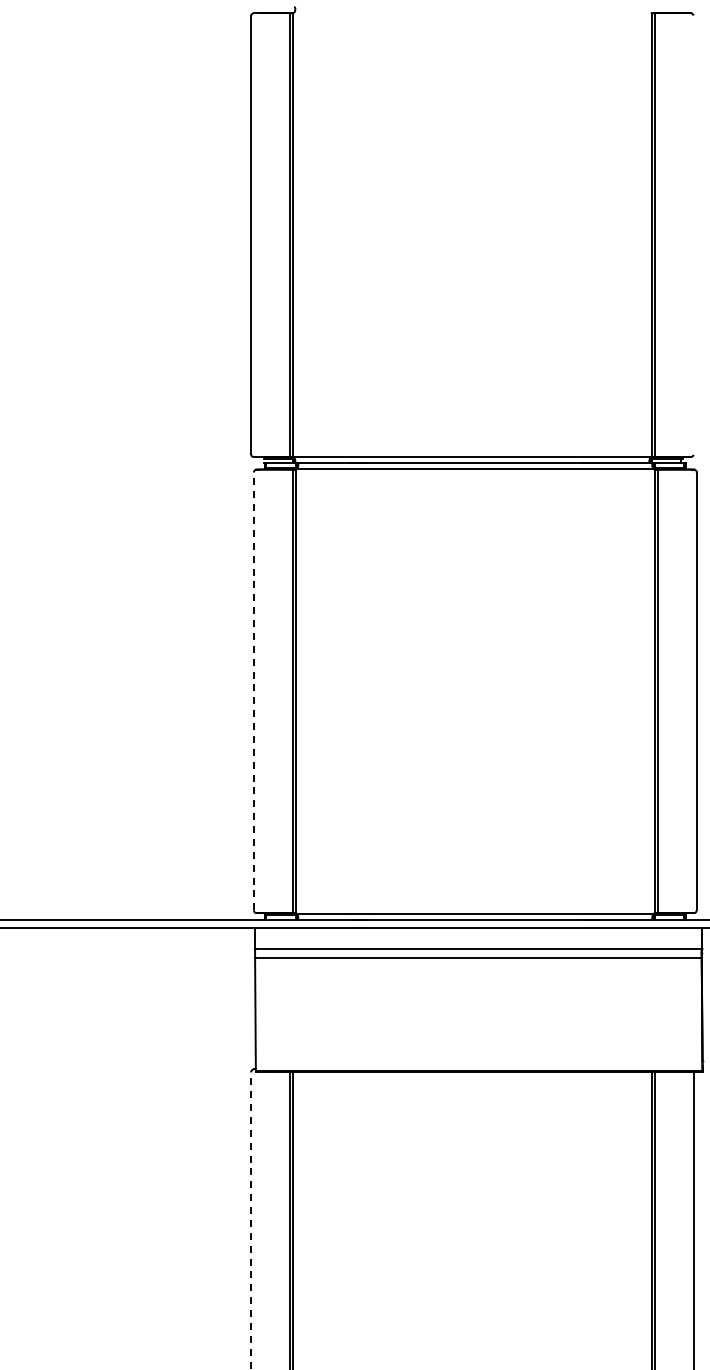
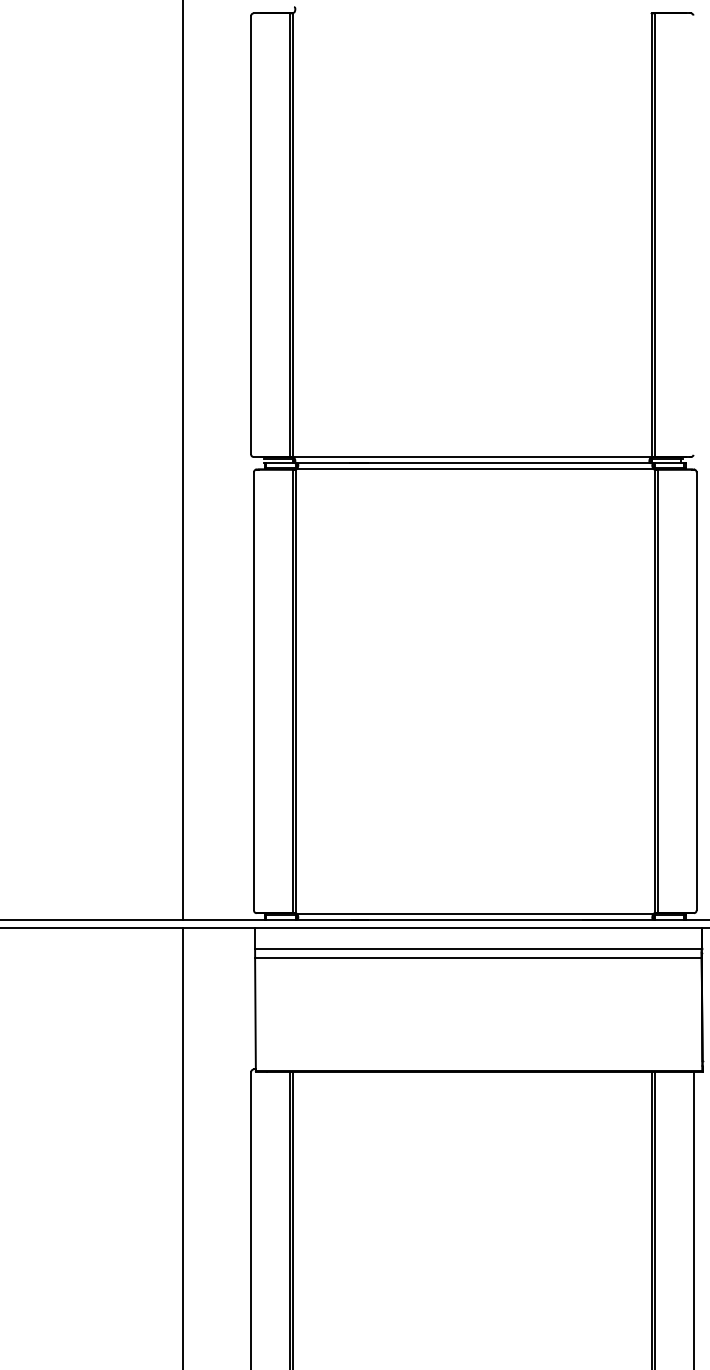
line: none -> present (182, 460)
line: dashed -> solid (253, 691)
line: none -> present (182, 1147)
line: dashed -> solid (251, 1220)
